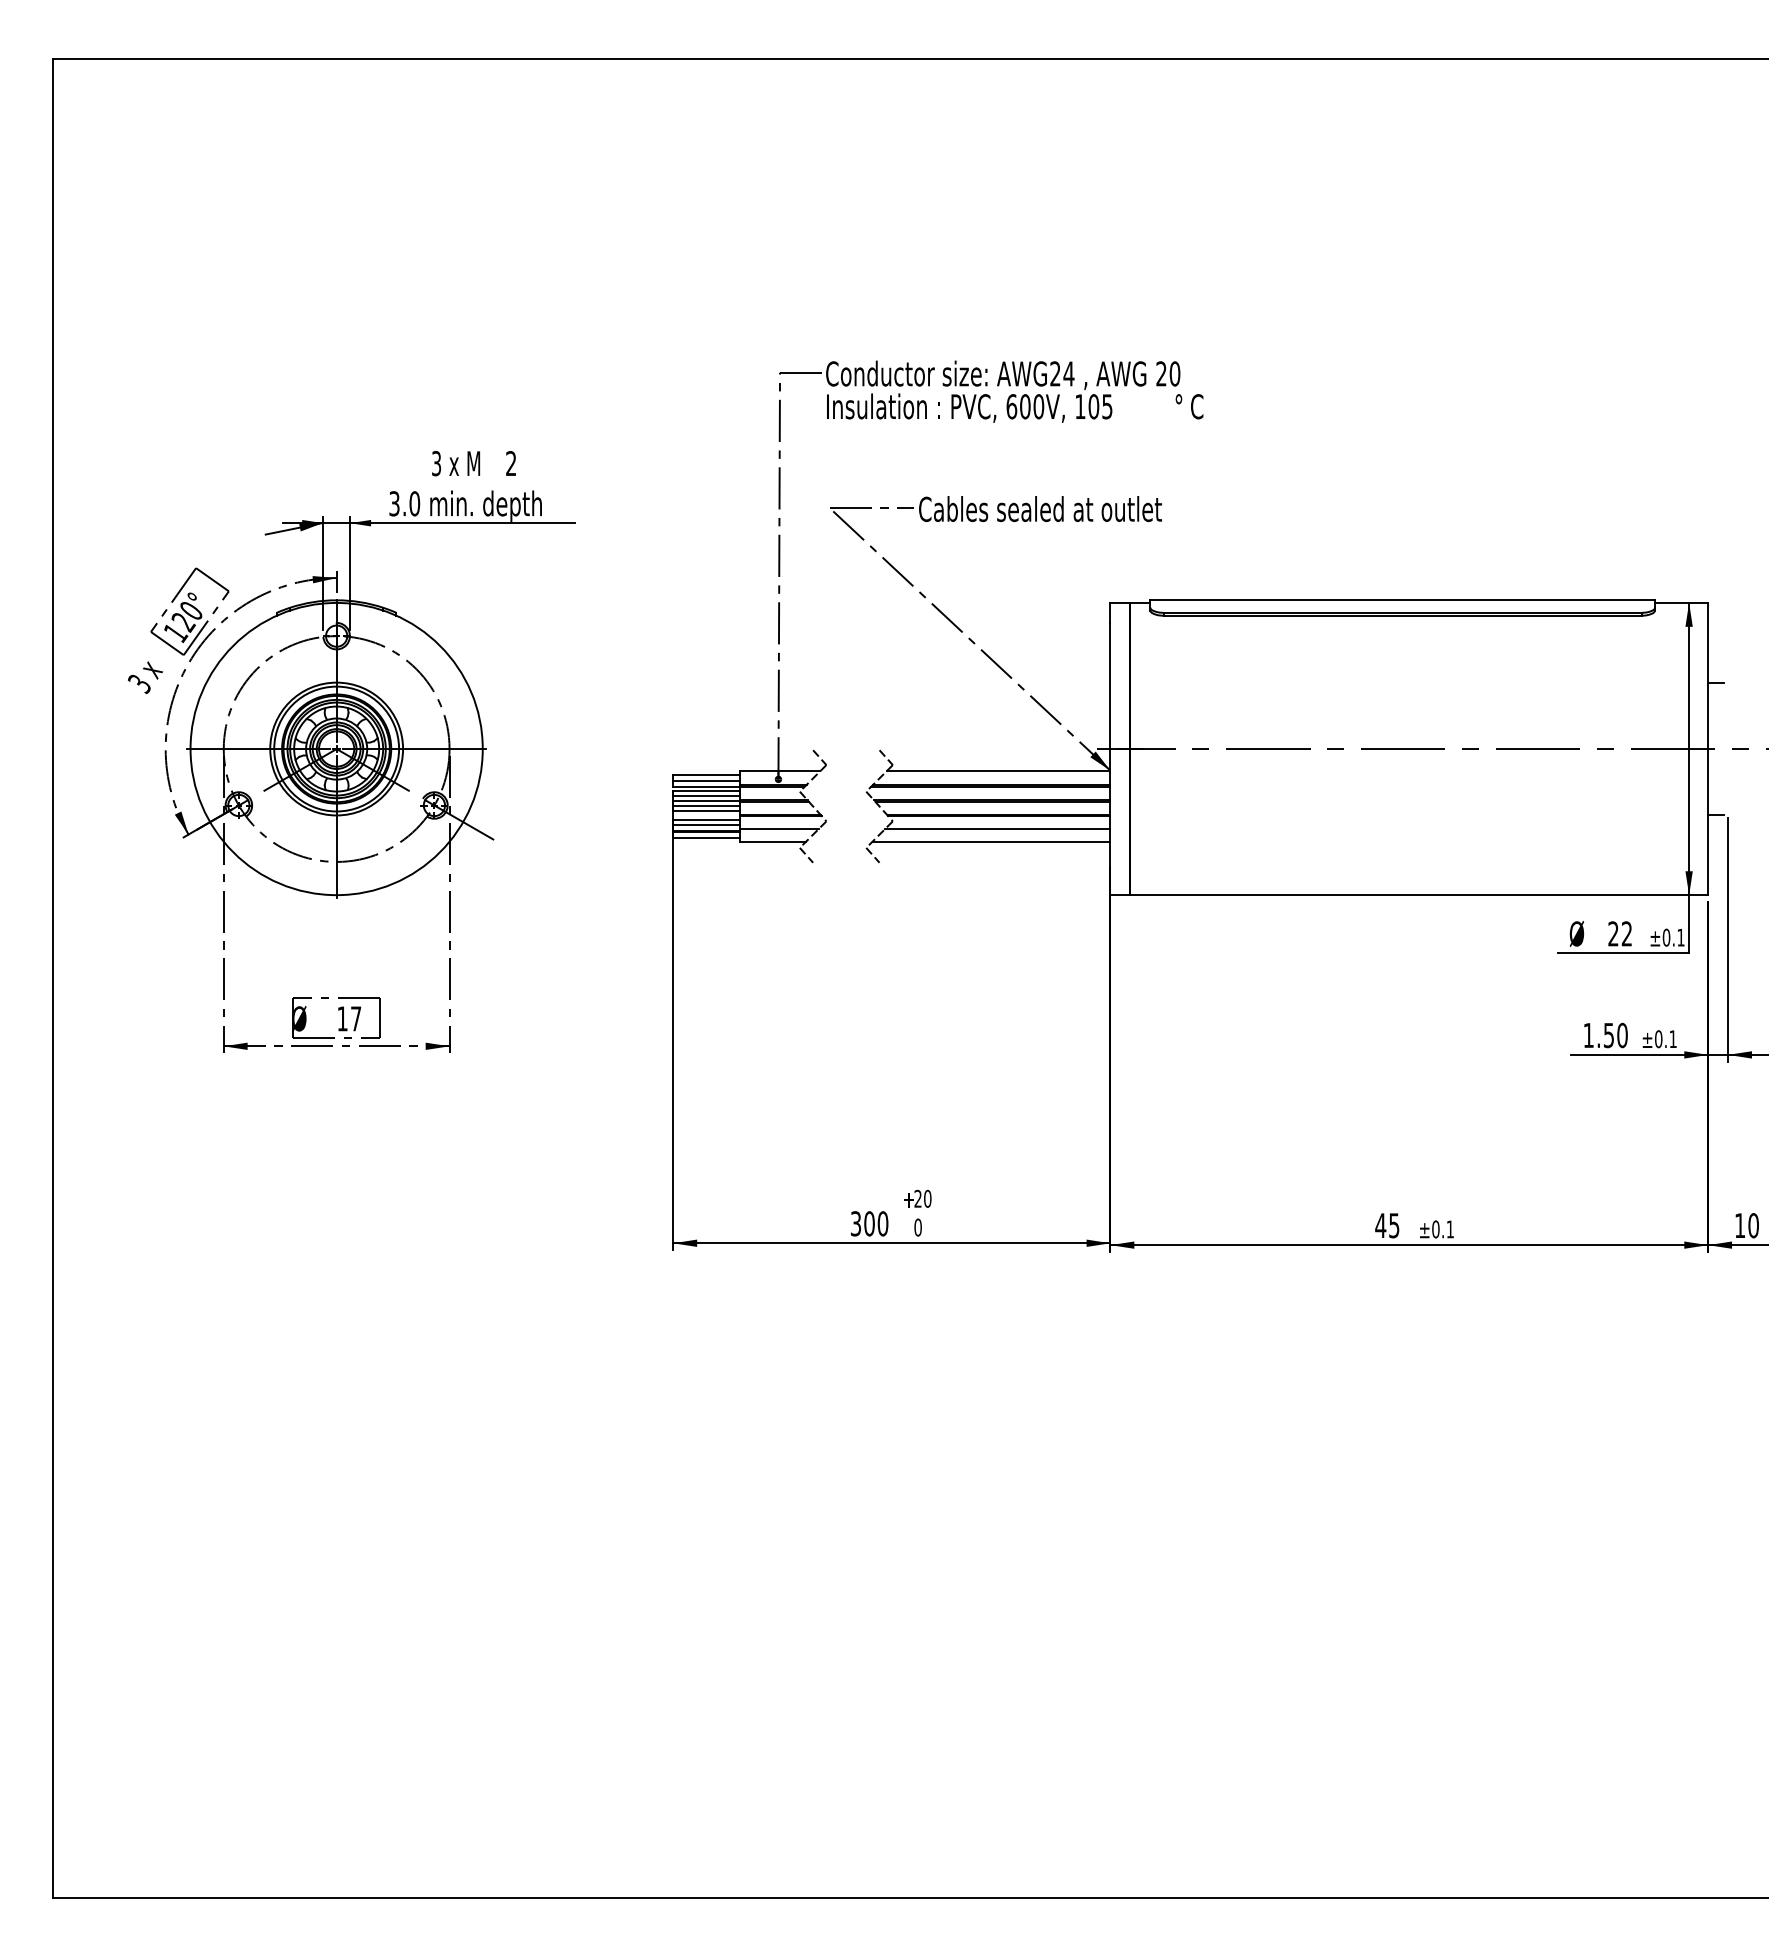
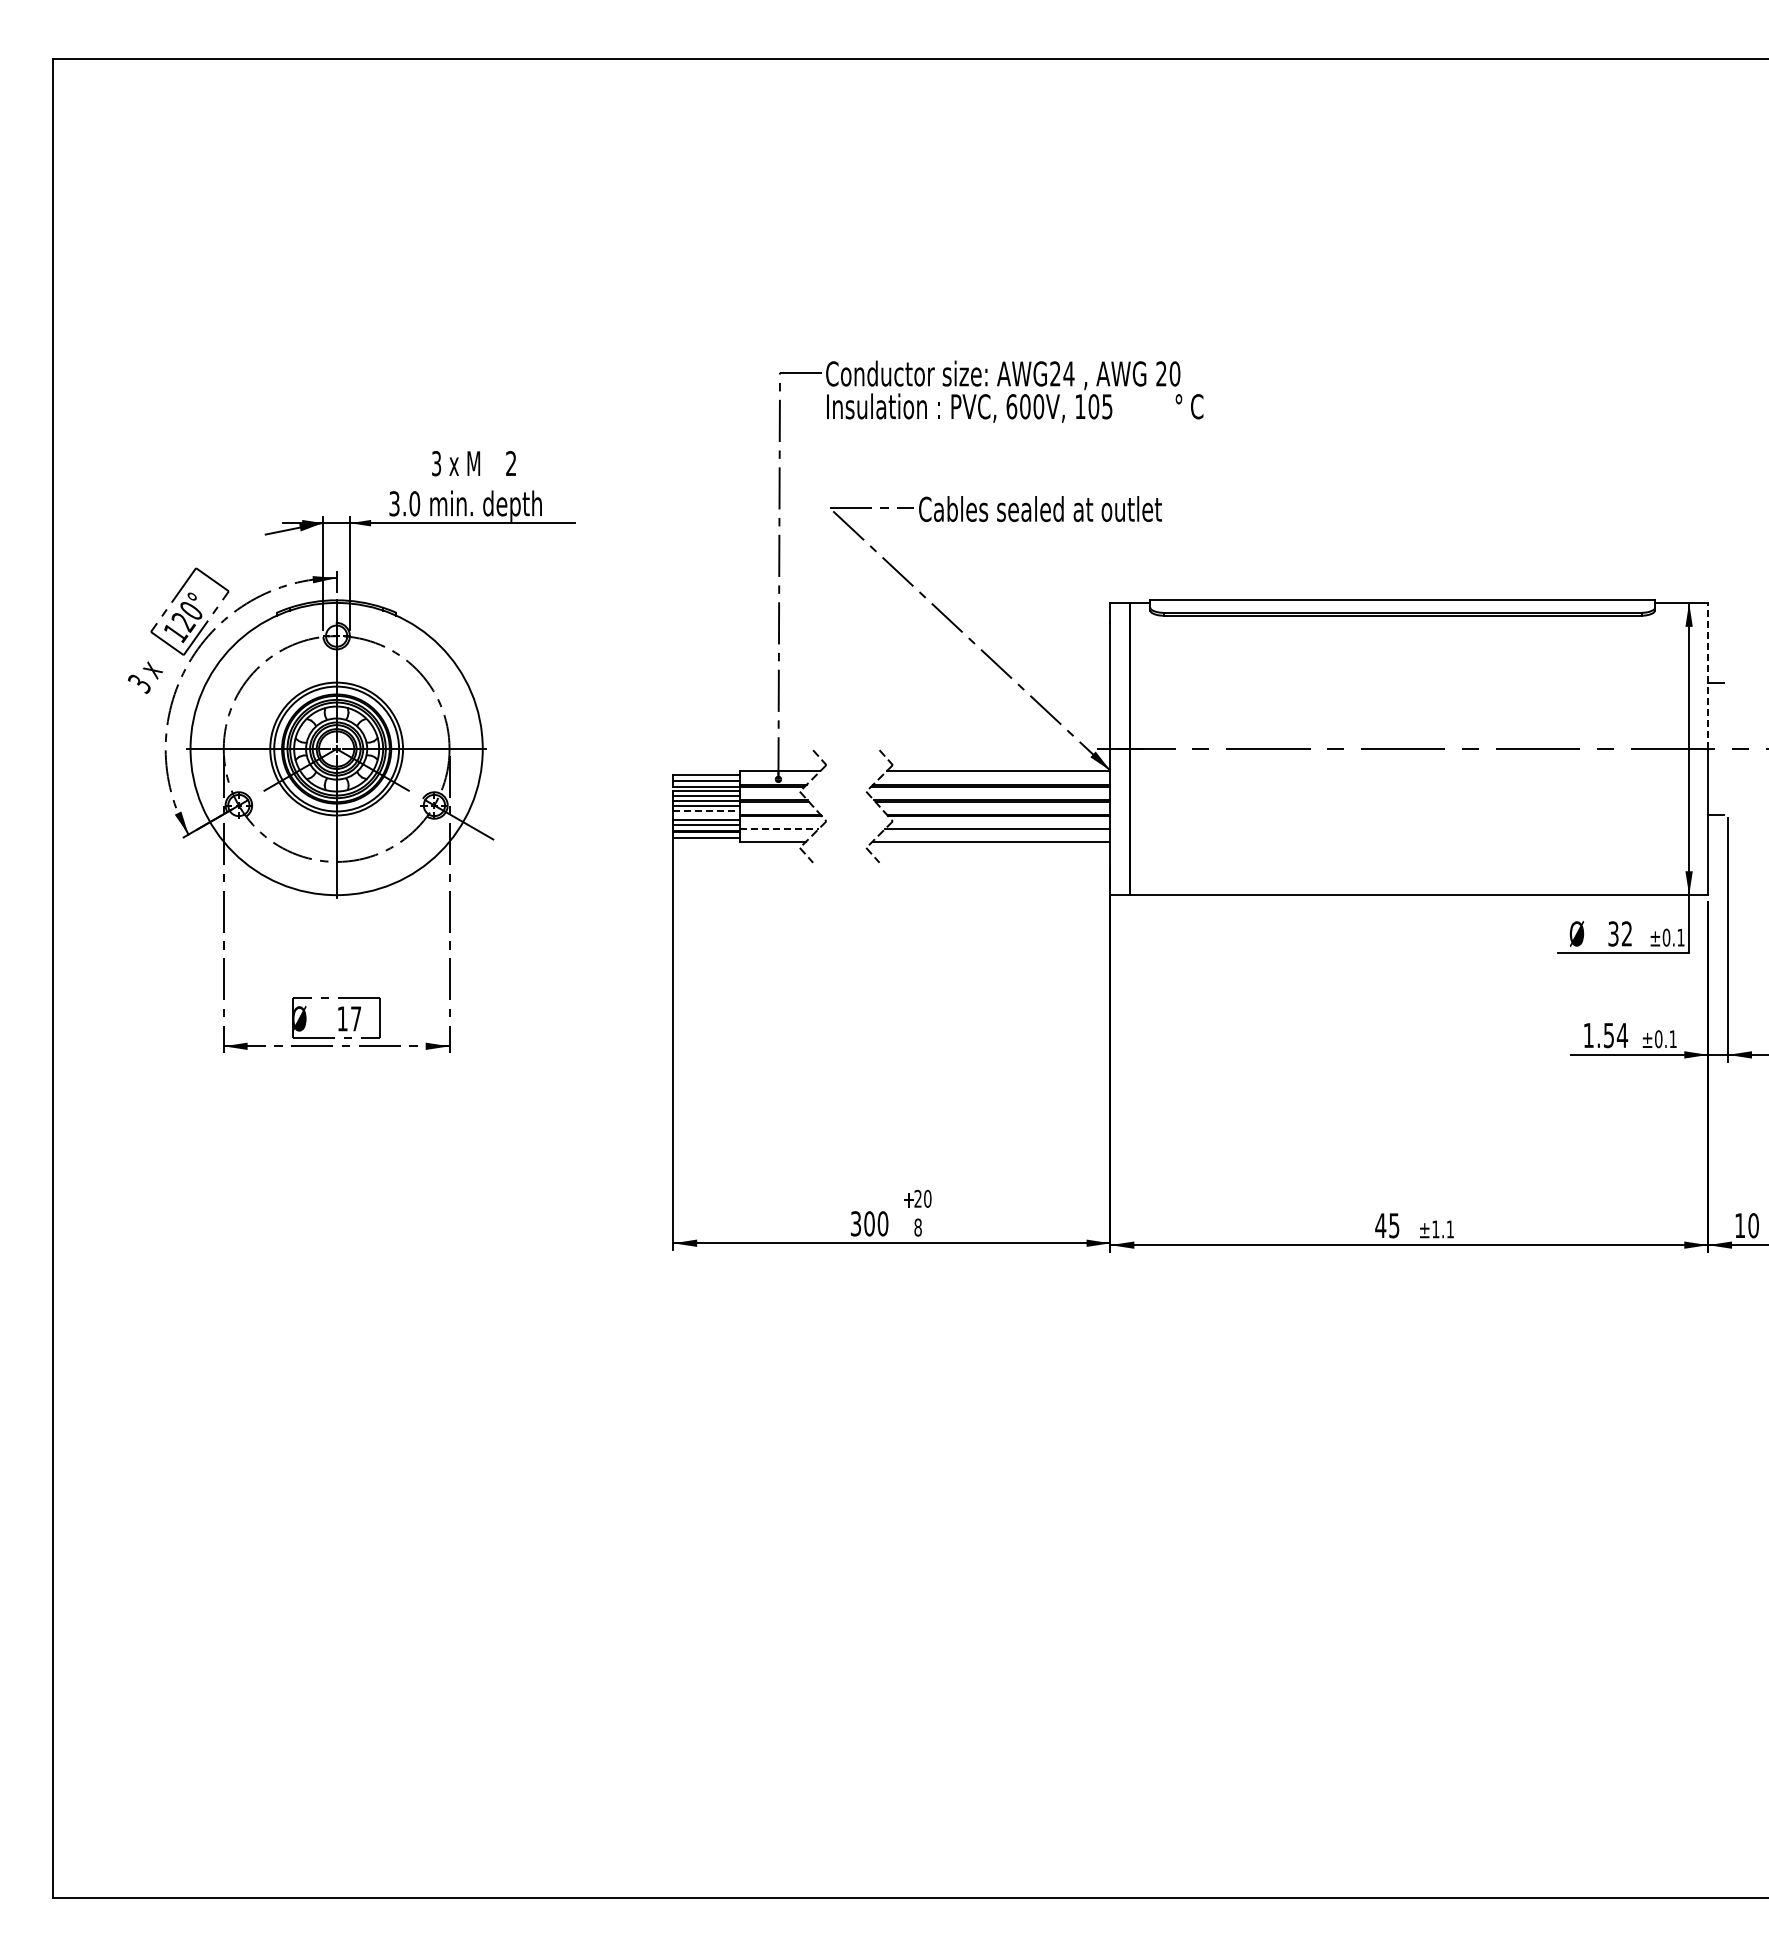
line: solid -> dashed (1708, 675)
line: solid -> dashed (707, 811)
line: solid -> dashed (779, 829)
text: 22 -> 32 (1613, 933)
text: 1.50 -> 1.54 (1622, 1035)
text: 0 -> 8 (917, 1227)
text: ±0.1 -> ±1.1 (1435, 1229)
